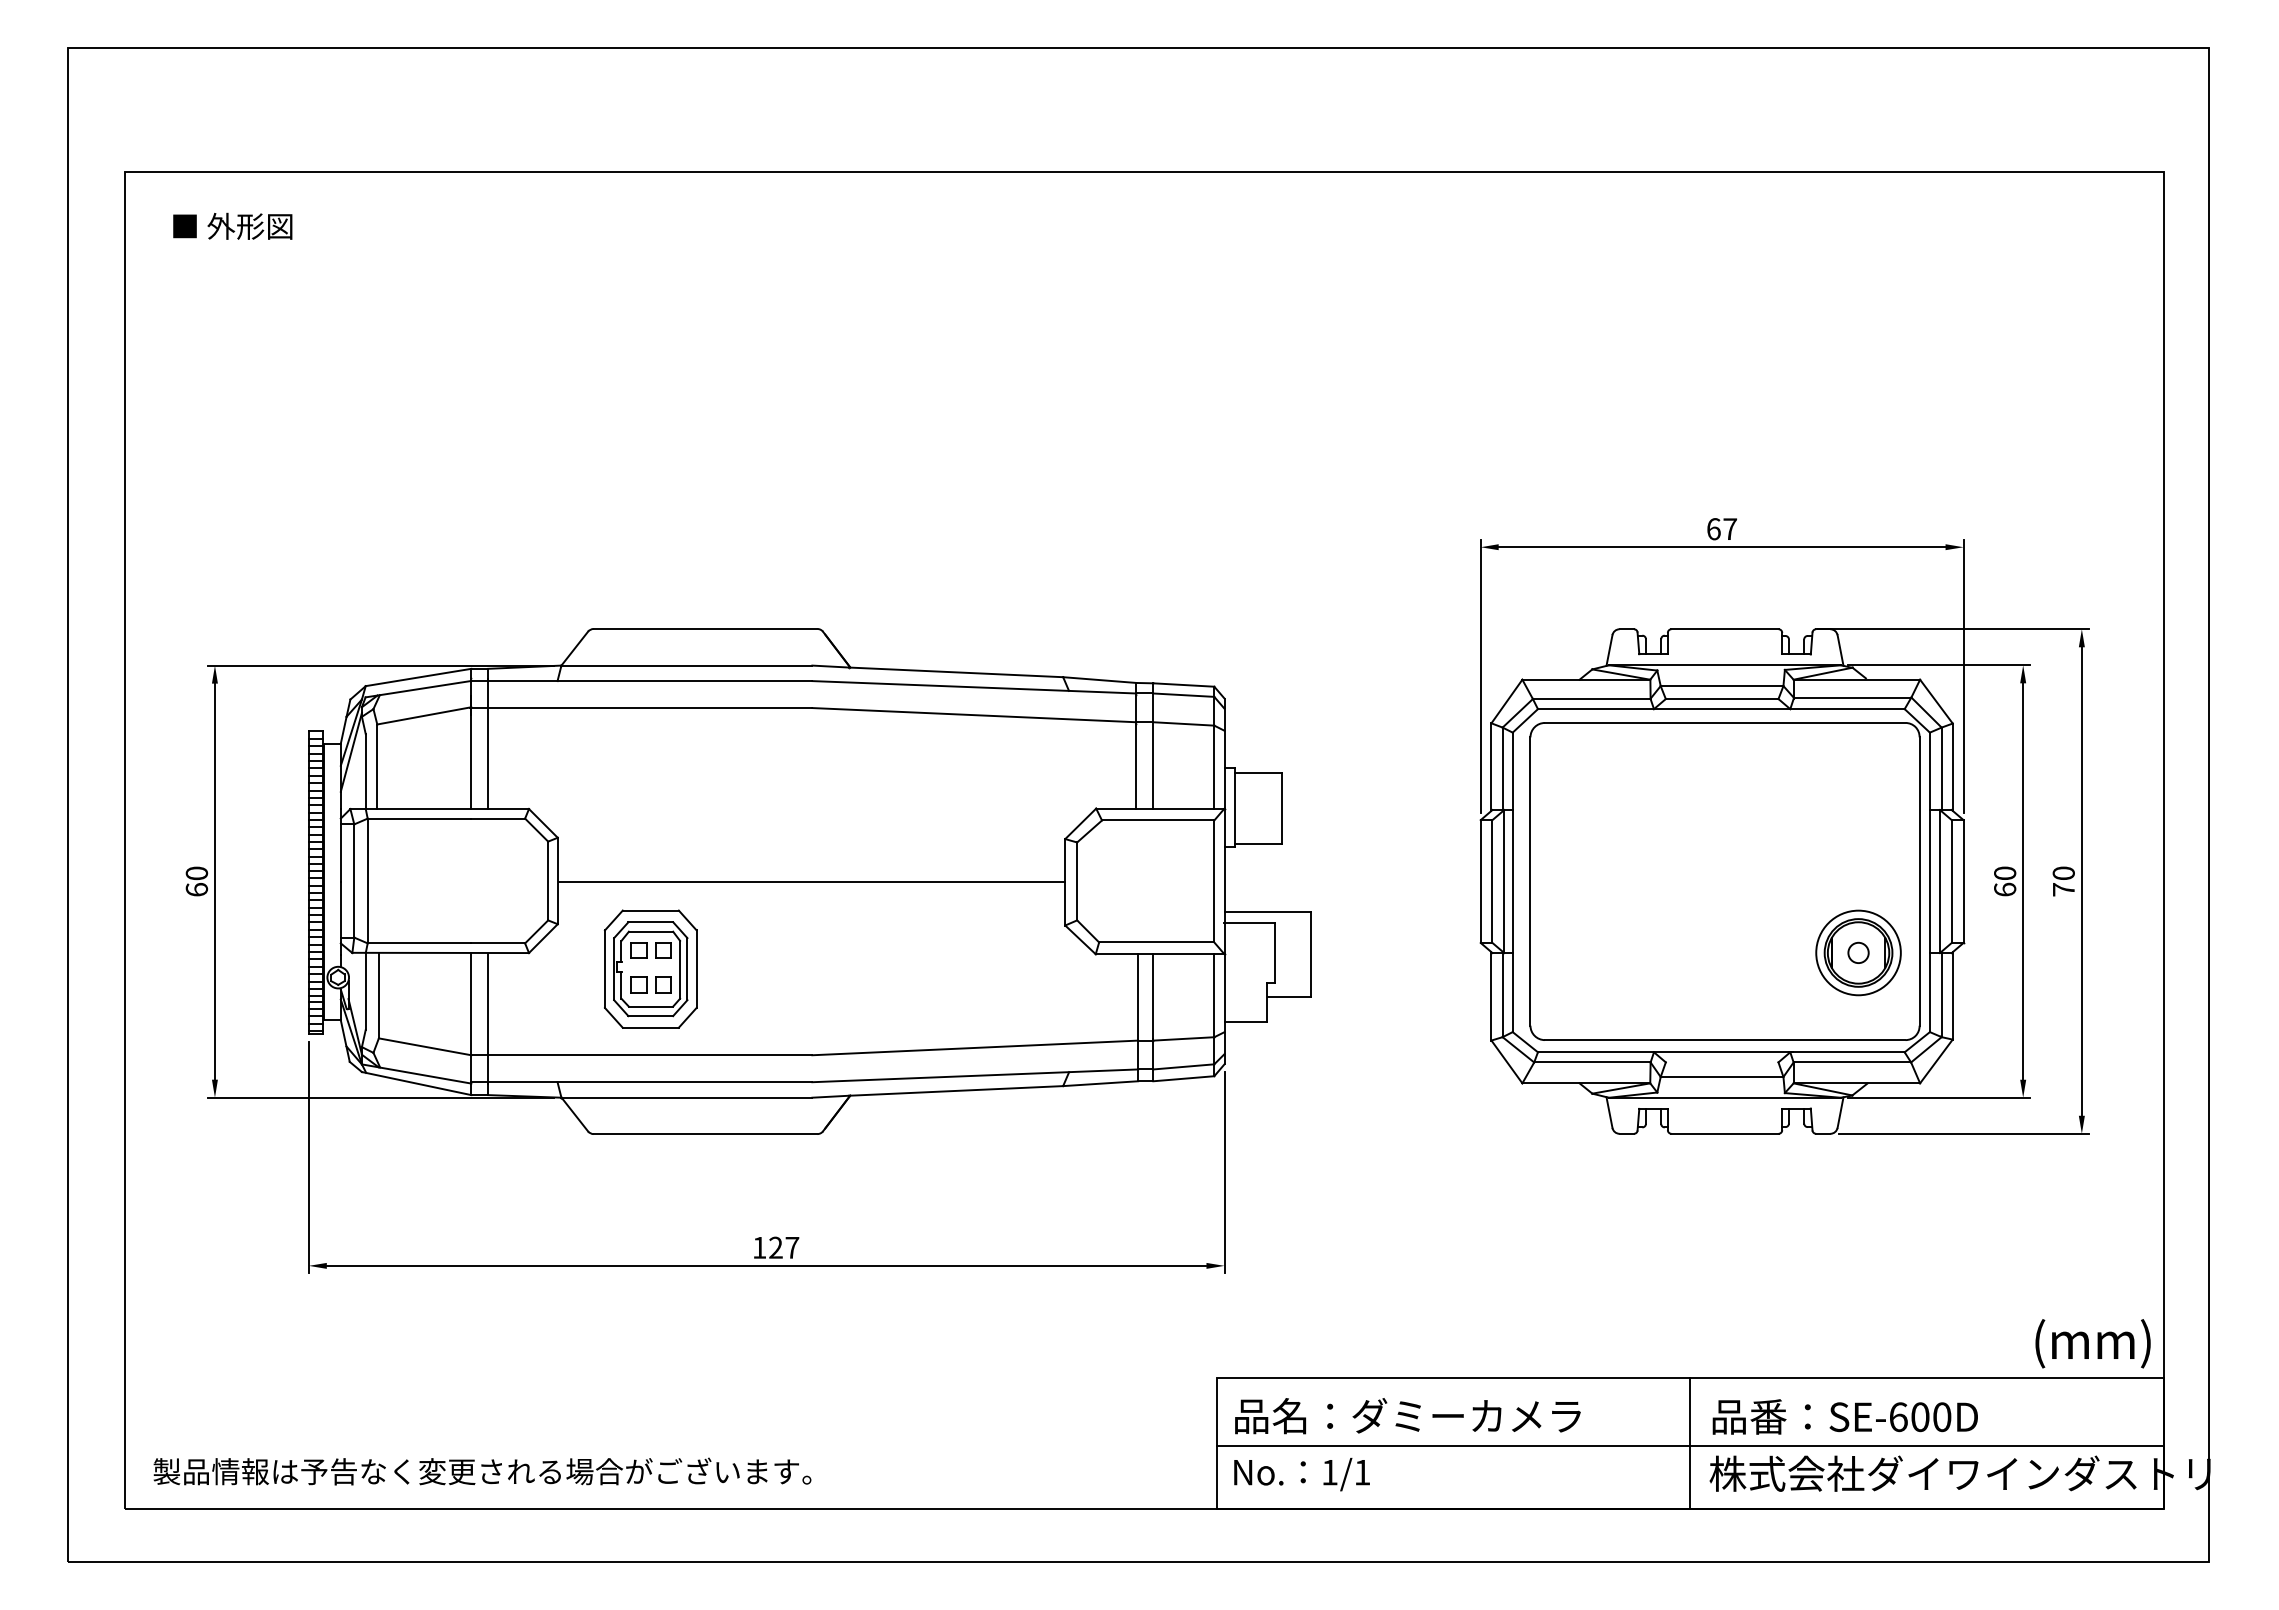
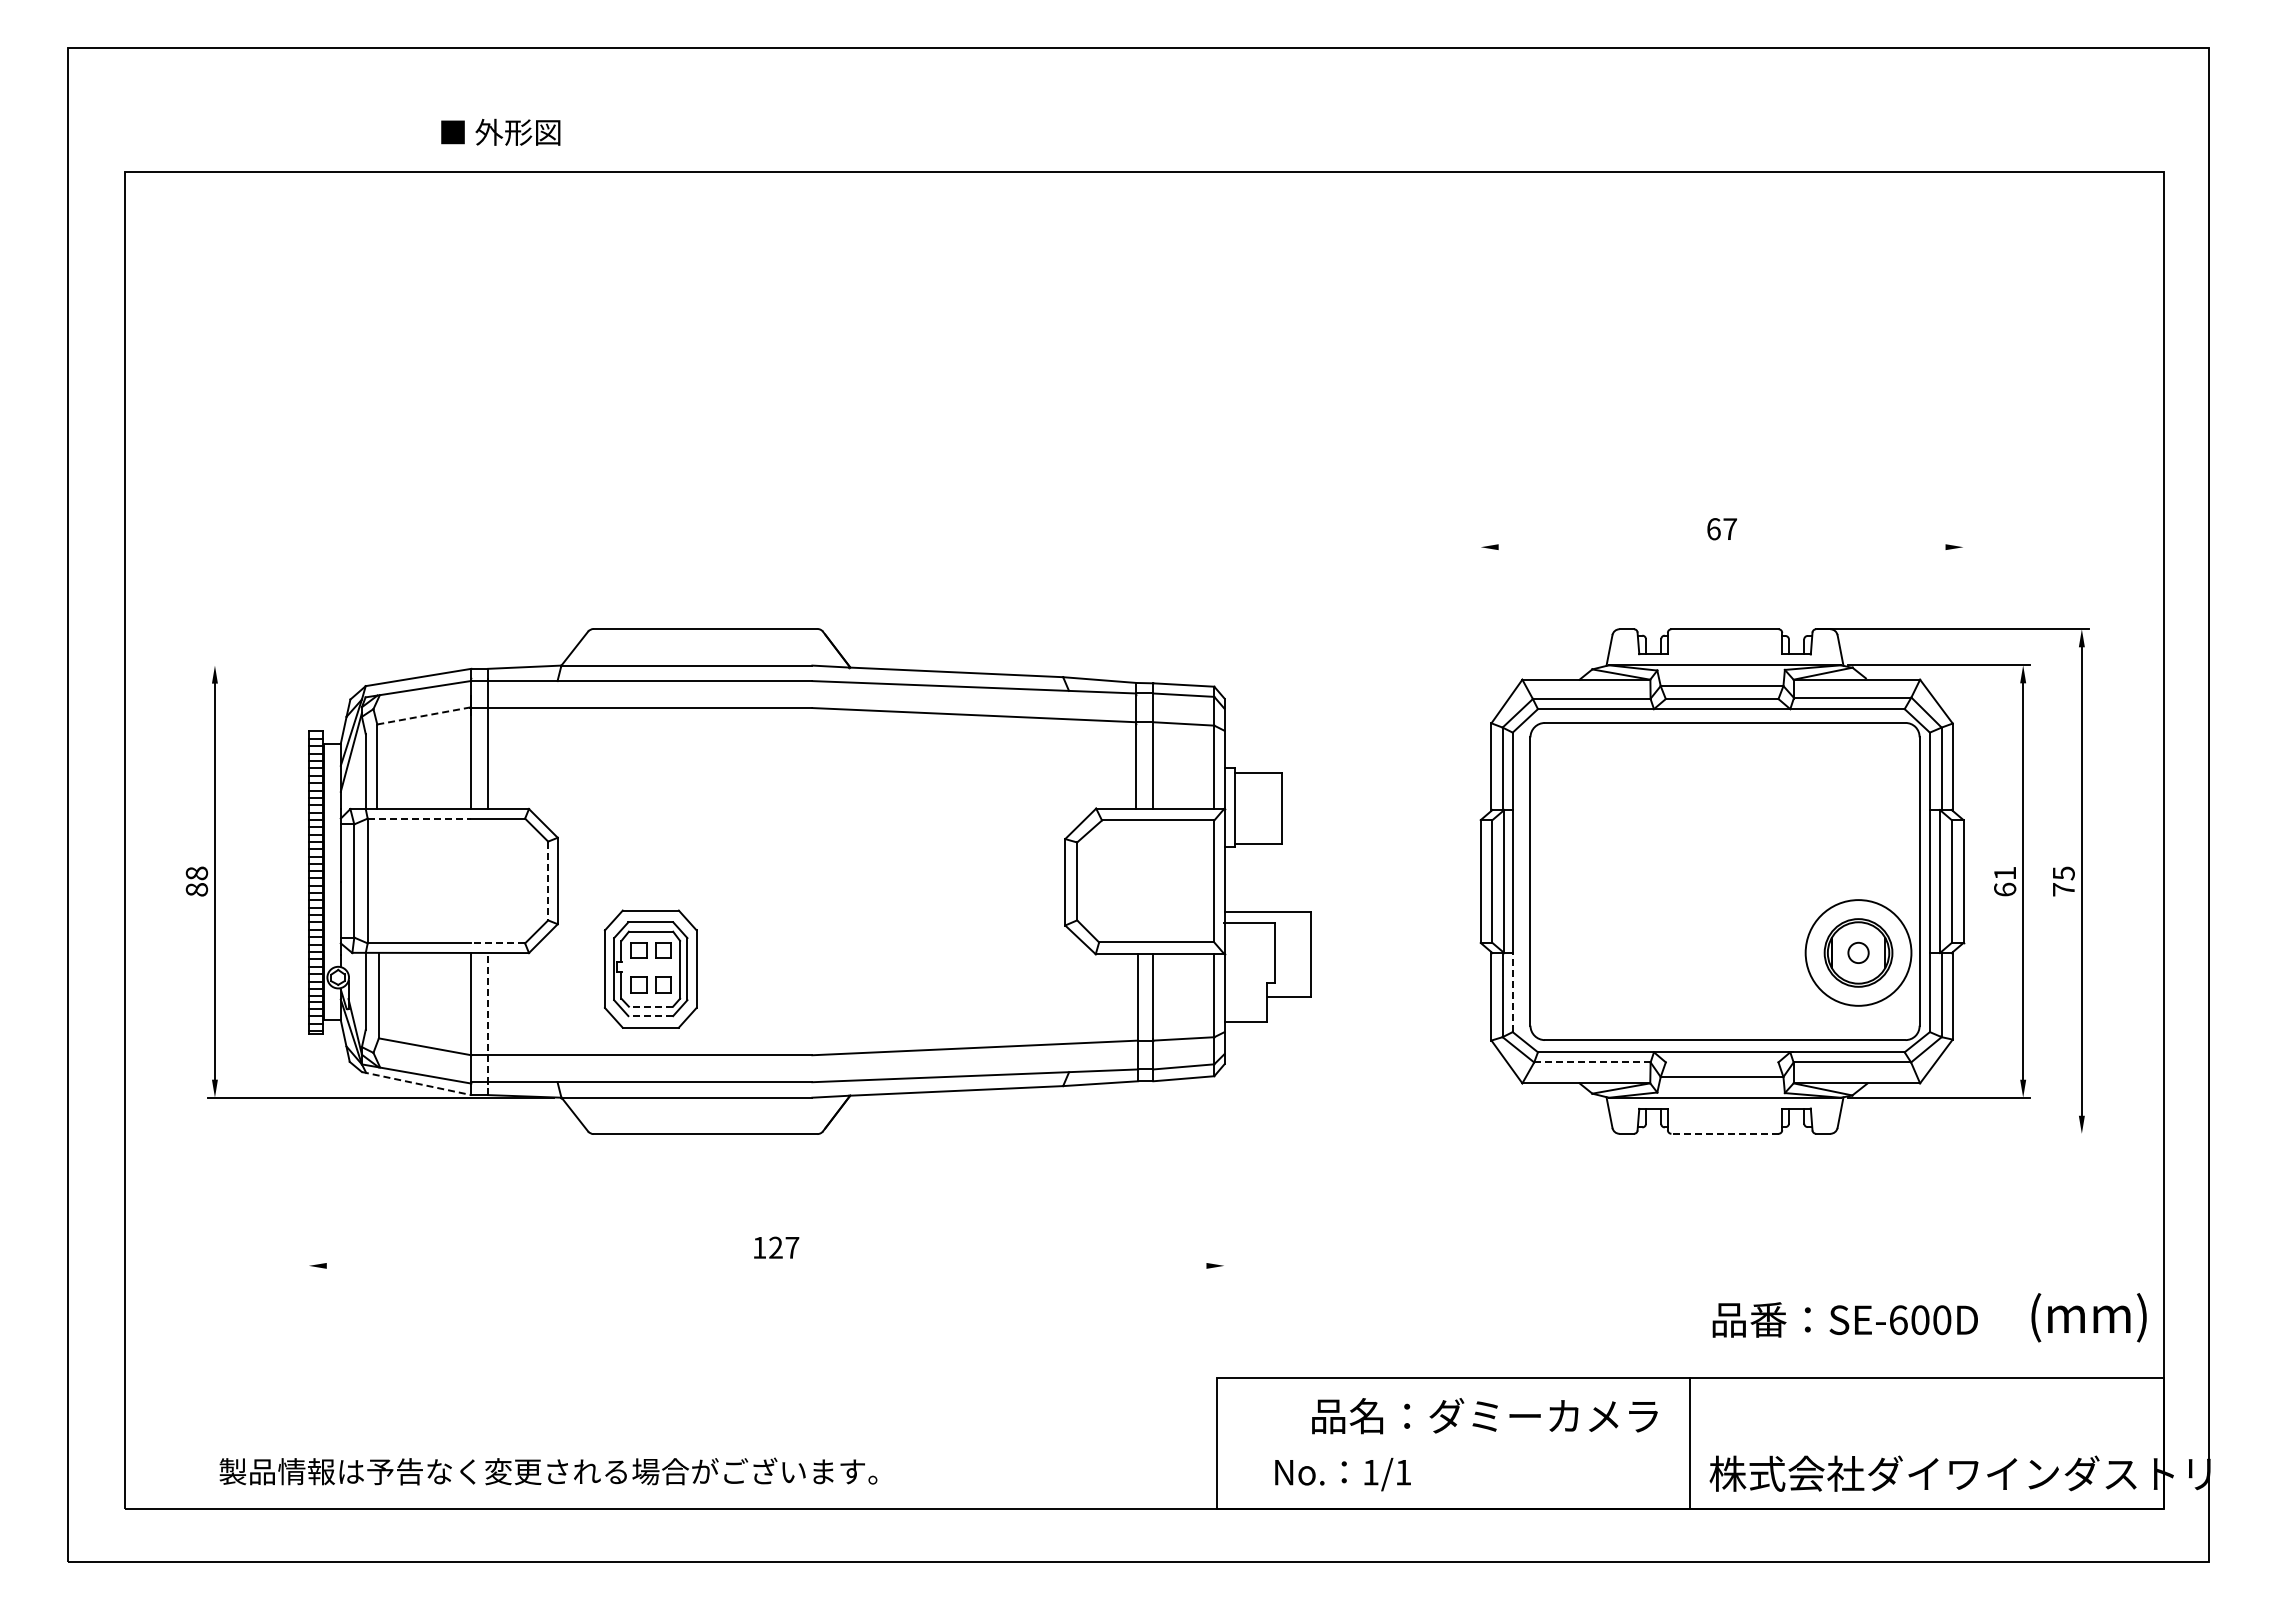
text position: (232, 225) -> (500, 131) (500, 131)
line: present -> none (1721, 547)
line: present -> none (380, 665)
line: present -> none (1480, 676)
line: present -> none (1963, 676)
line: solid -> dashed (424, 715)
line: solid -> dashed (419, 818)
text: 60 -> 61 (2005, 872)
text: 70 -> 75 (2063, 873)
text: 60 -> 88 (196, 881)
line: solid -> dashed (548, 881)
line: present -> none (811, 881)
line: solid -> dashed (498, 943)
circle diameter: 85 px -> 106 px (1858, 952)
line: solid -> dashed (1512, 992)
line: solid -> dashed (650, 1006)
line: solid -> dashed (650, 1016)
line: solid -> dashed (488, 1024)
line: solid -> dashed (1592, 1062)
line: solid -> dashed (416, 1083)
line: solid -> dashed (1725, 1133)
line: present -> none (1963, 1133)
line: present -> none (308, 1157)
line: present -> none (1224, 1172)
line: present -> none (766, 1265)
text position: (2092, 1343) -> (2088, 1317) (2088, 1317)
text position: (1407, 1416) -> (1484, 1416) (1484, 1416)
text position: (1844, 1416) -> (1844, 1319) (1844, 1319)
line: present -> none (1690, 1445)
text position: (482, 1471) -> (548, 1471) (548, 1471)
text position: (1301, 1474) -> (1342, 1474) (1342, 1474)
